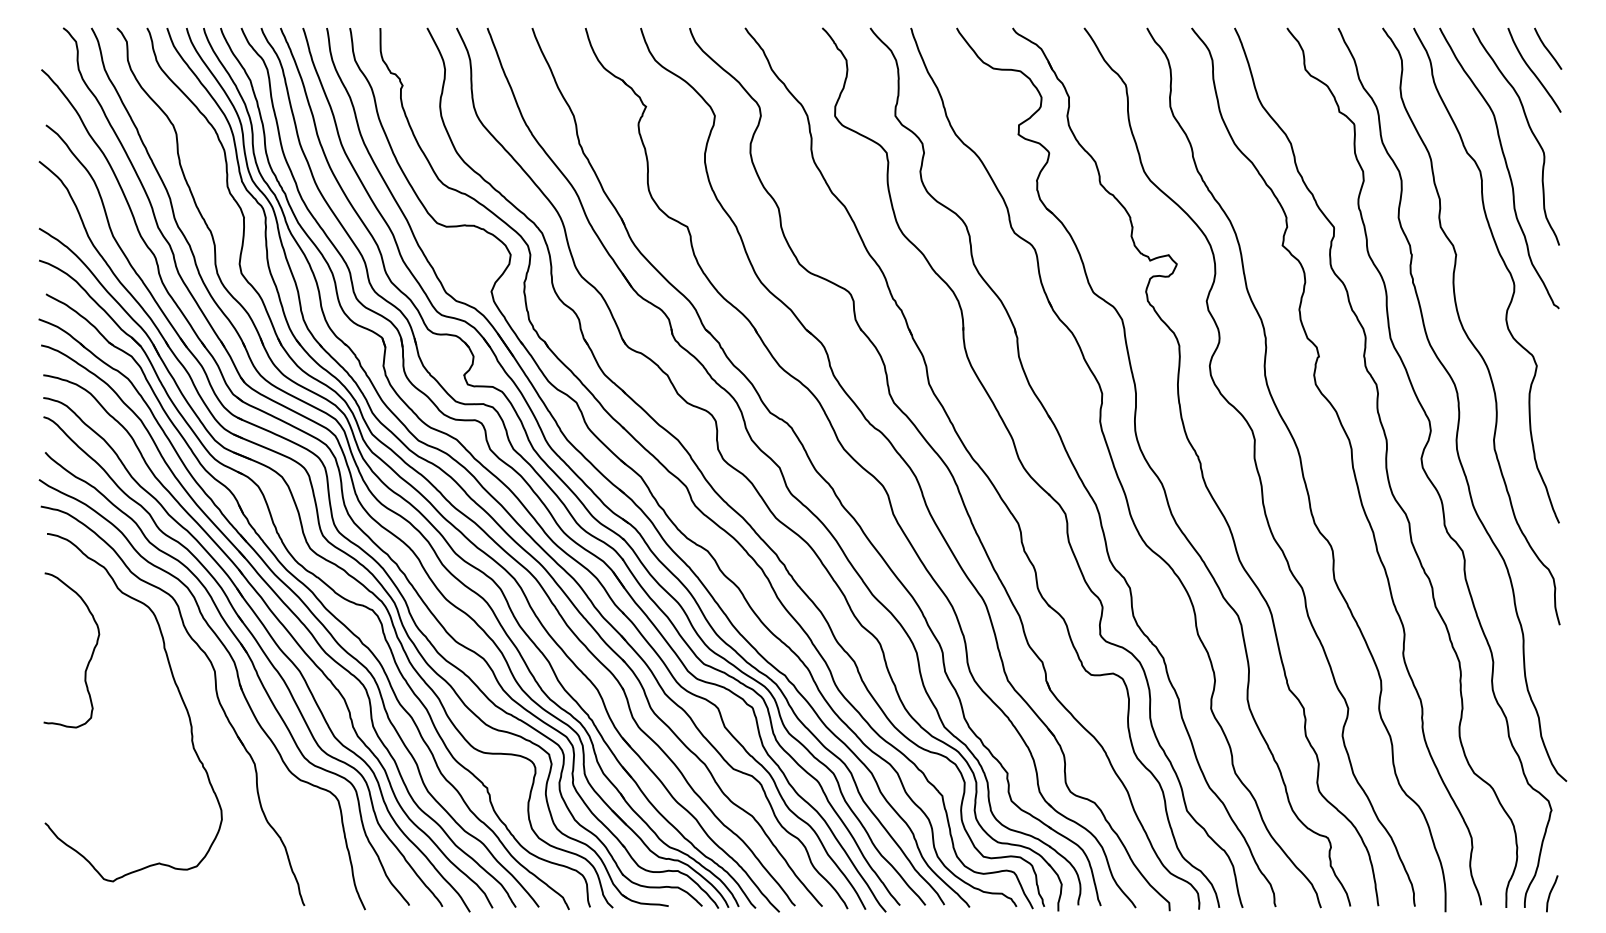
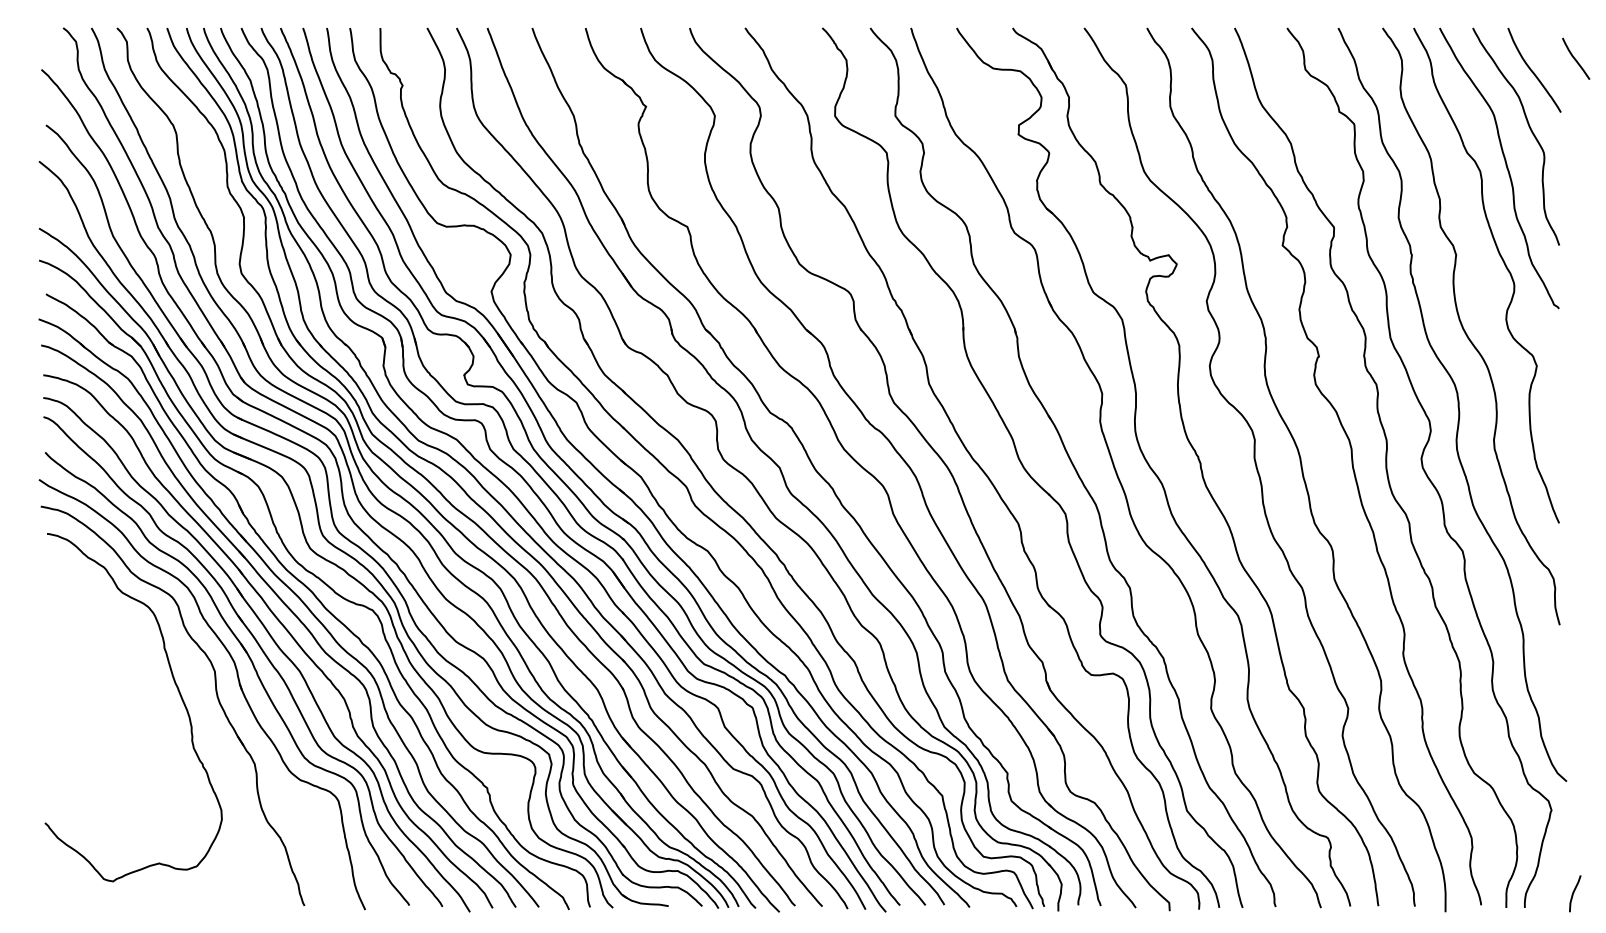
curve position: (1547, 48) -> (1575, 58) (1575, 58)
curve: present -> none (90, 656)
curve position: (1551, 893) -> (1574, 893) (1574, 893)
